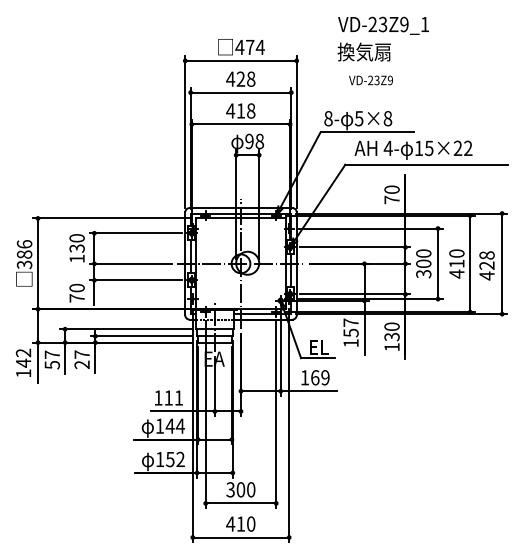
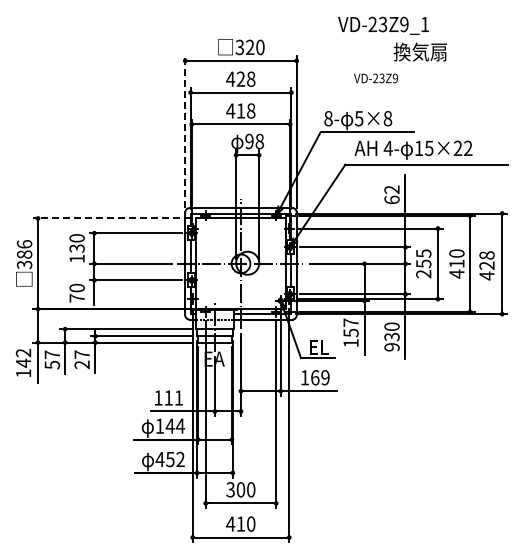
text: 474 -> 320 (249, 47)
text position: (363, 51) -> (419, 51) (419, 51)
text position: (370, 80) -> (375, 78) (375, 78)
line: solid -> dashed (185, 131)
text: 70 -> 62 (391, 194)
line: solid -> dashed (112, 218)
text: 300 -> 255 (423, 263)
text: 130 -> 930 (391, 347)
text: 152 -> 452 (159, 459)
